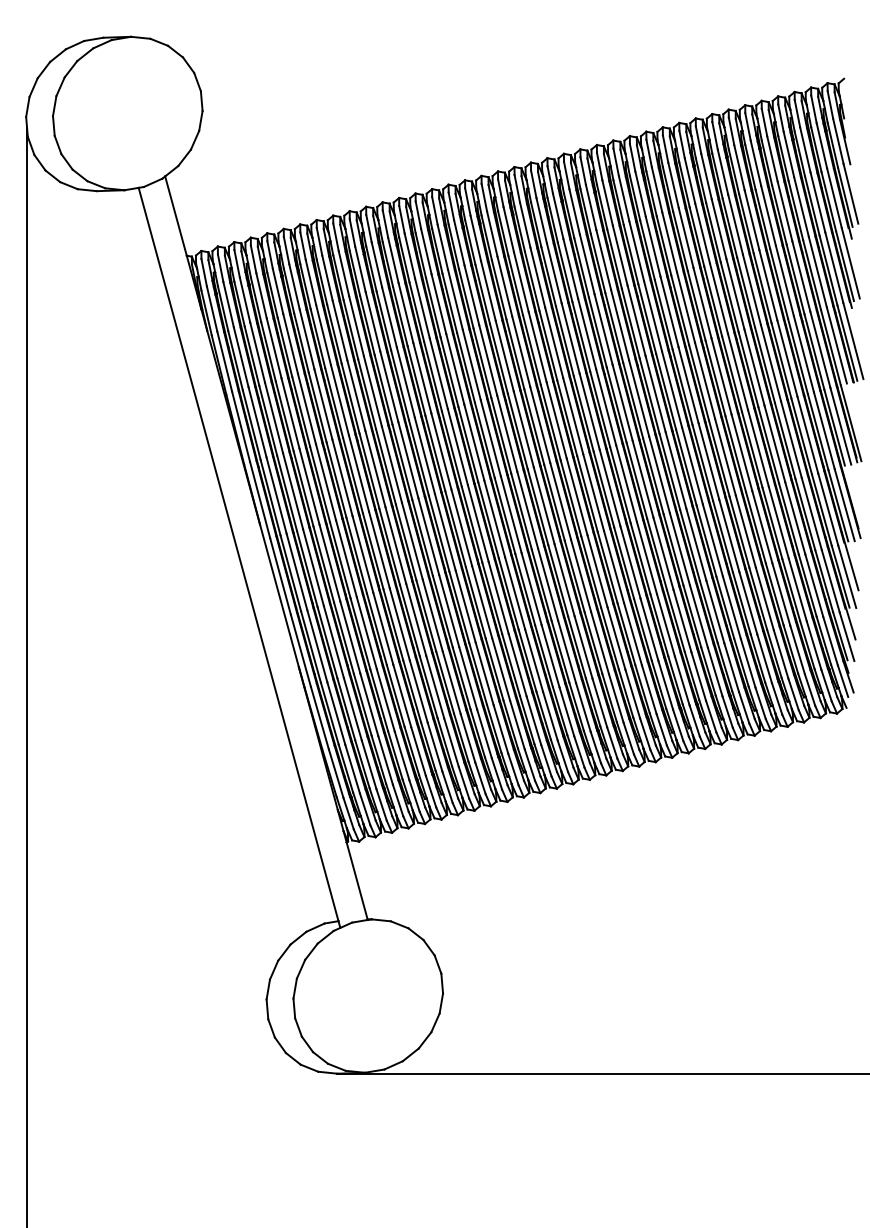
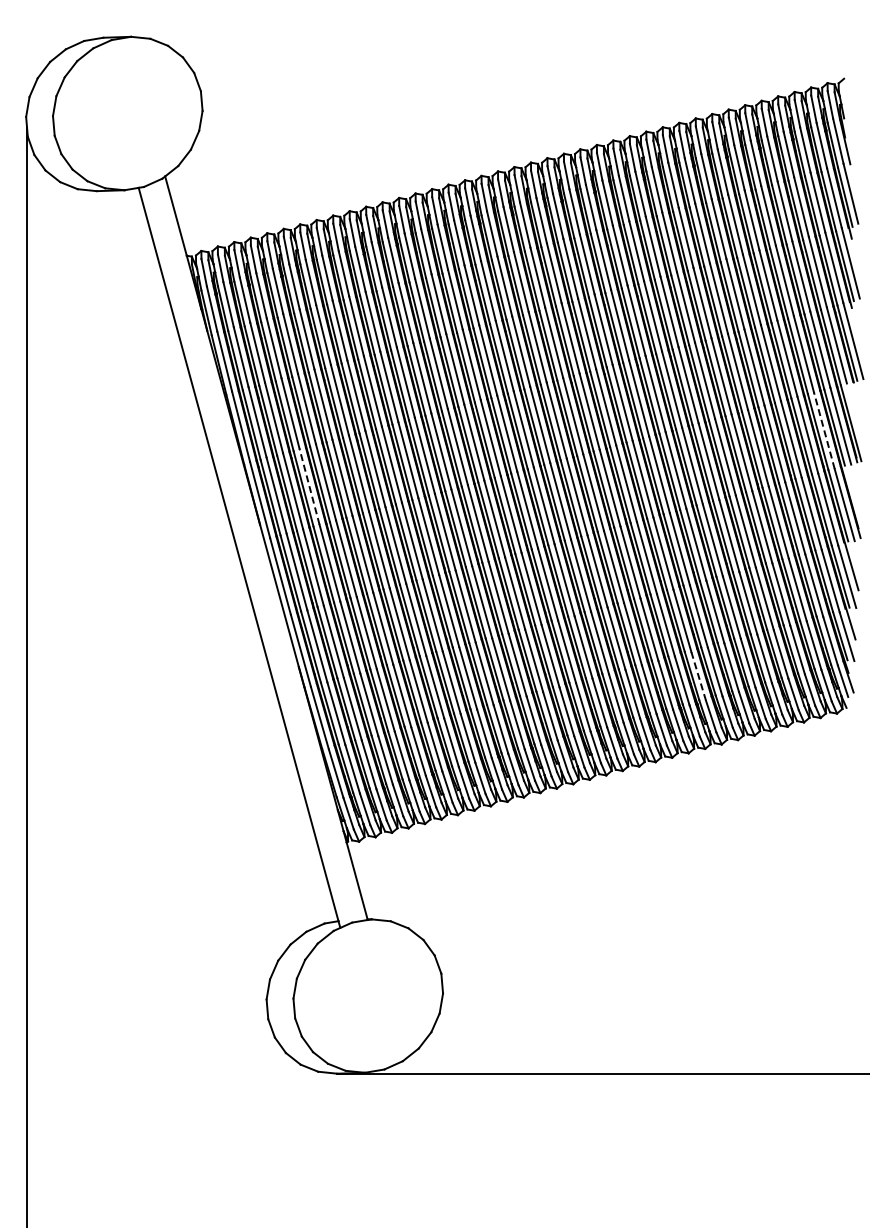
line: solid -> dashed (824, 430)
line: solid -> dashed (309, 486)
line: solid -> dashed (698, 676)
